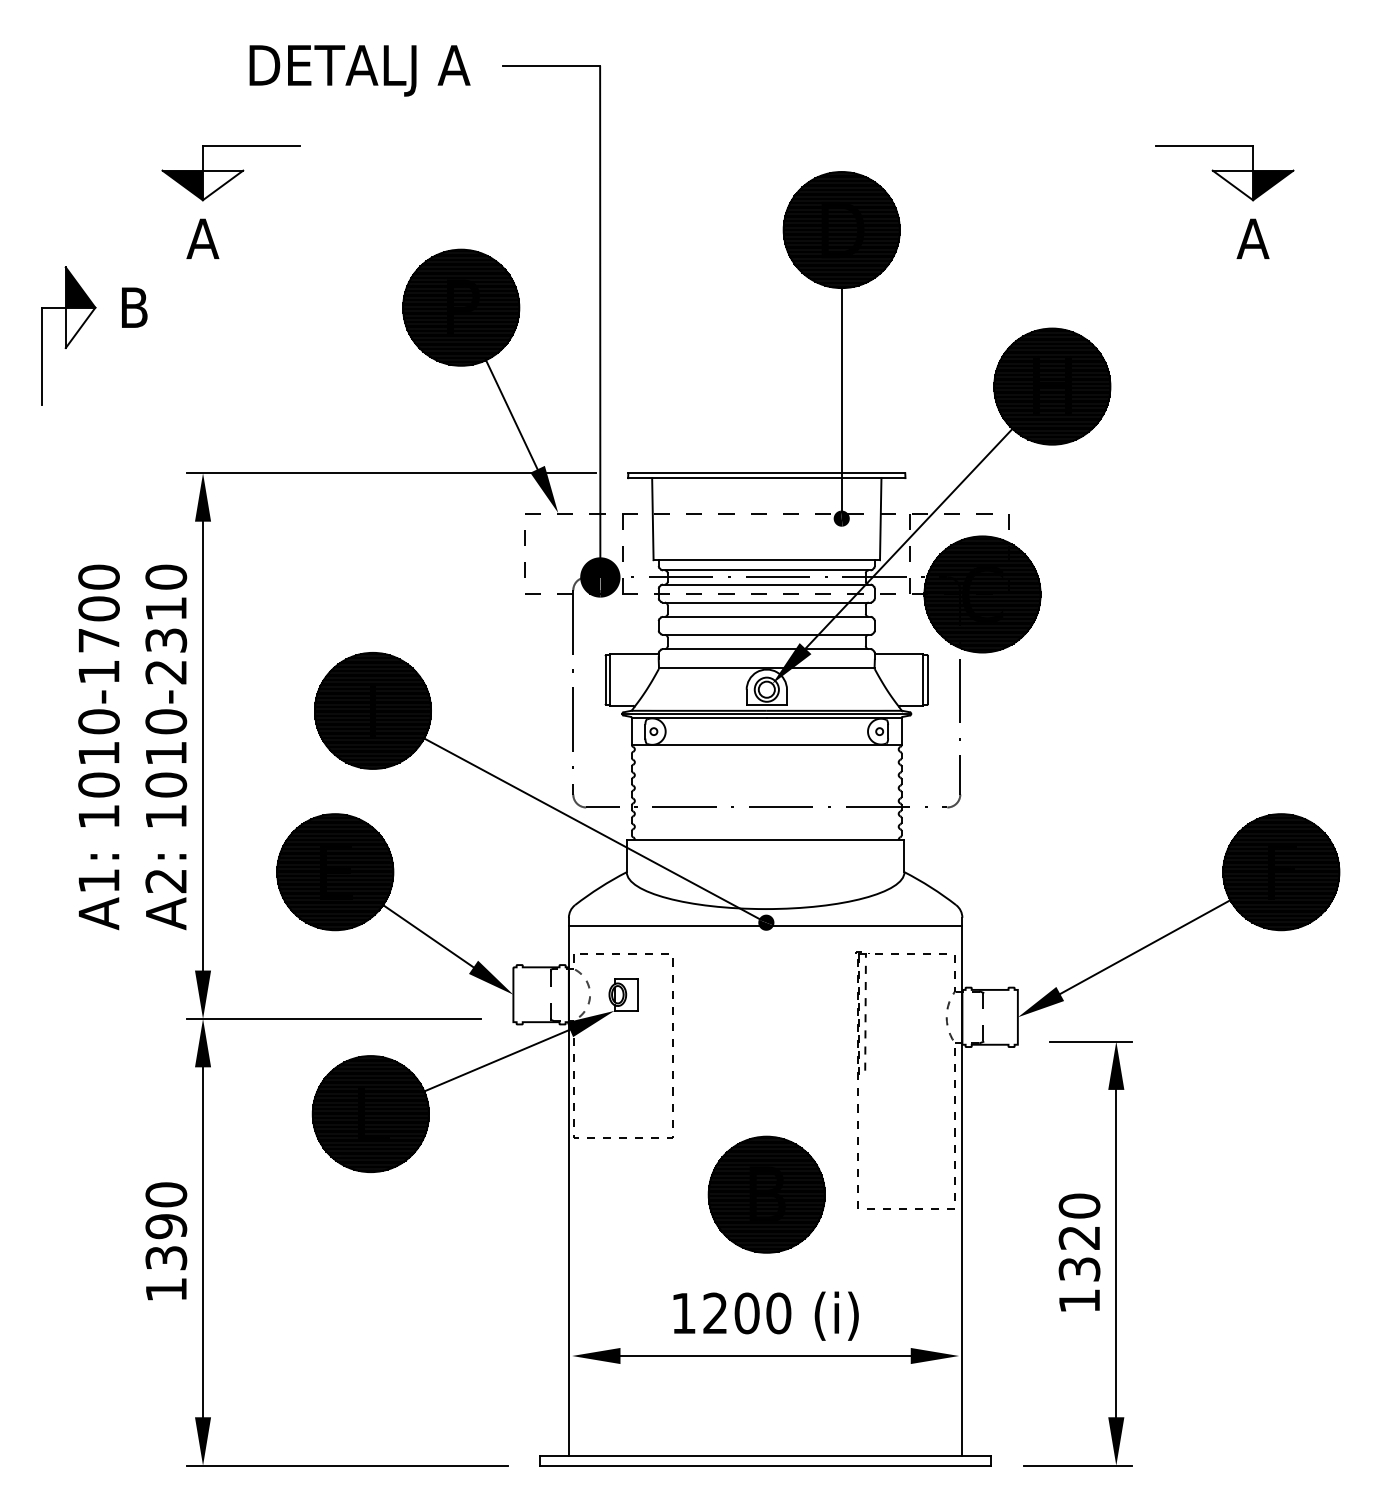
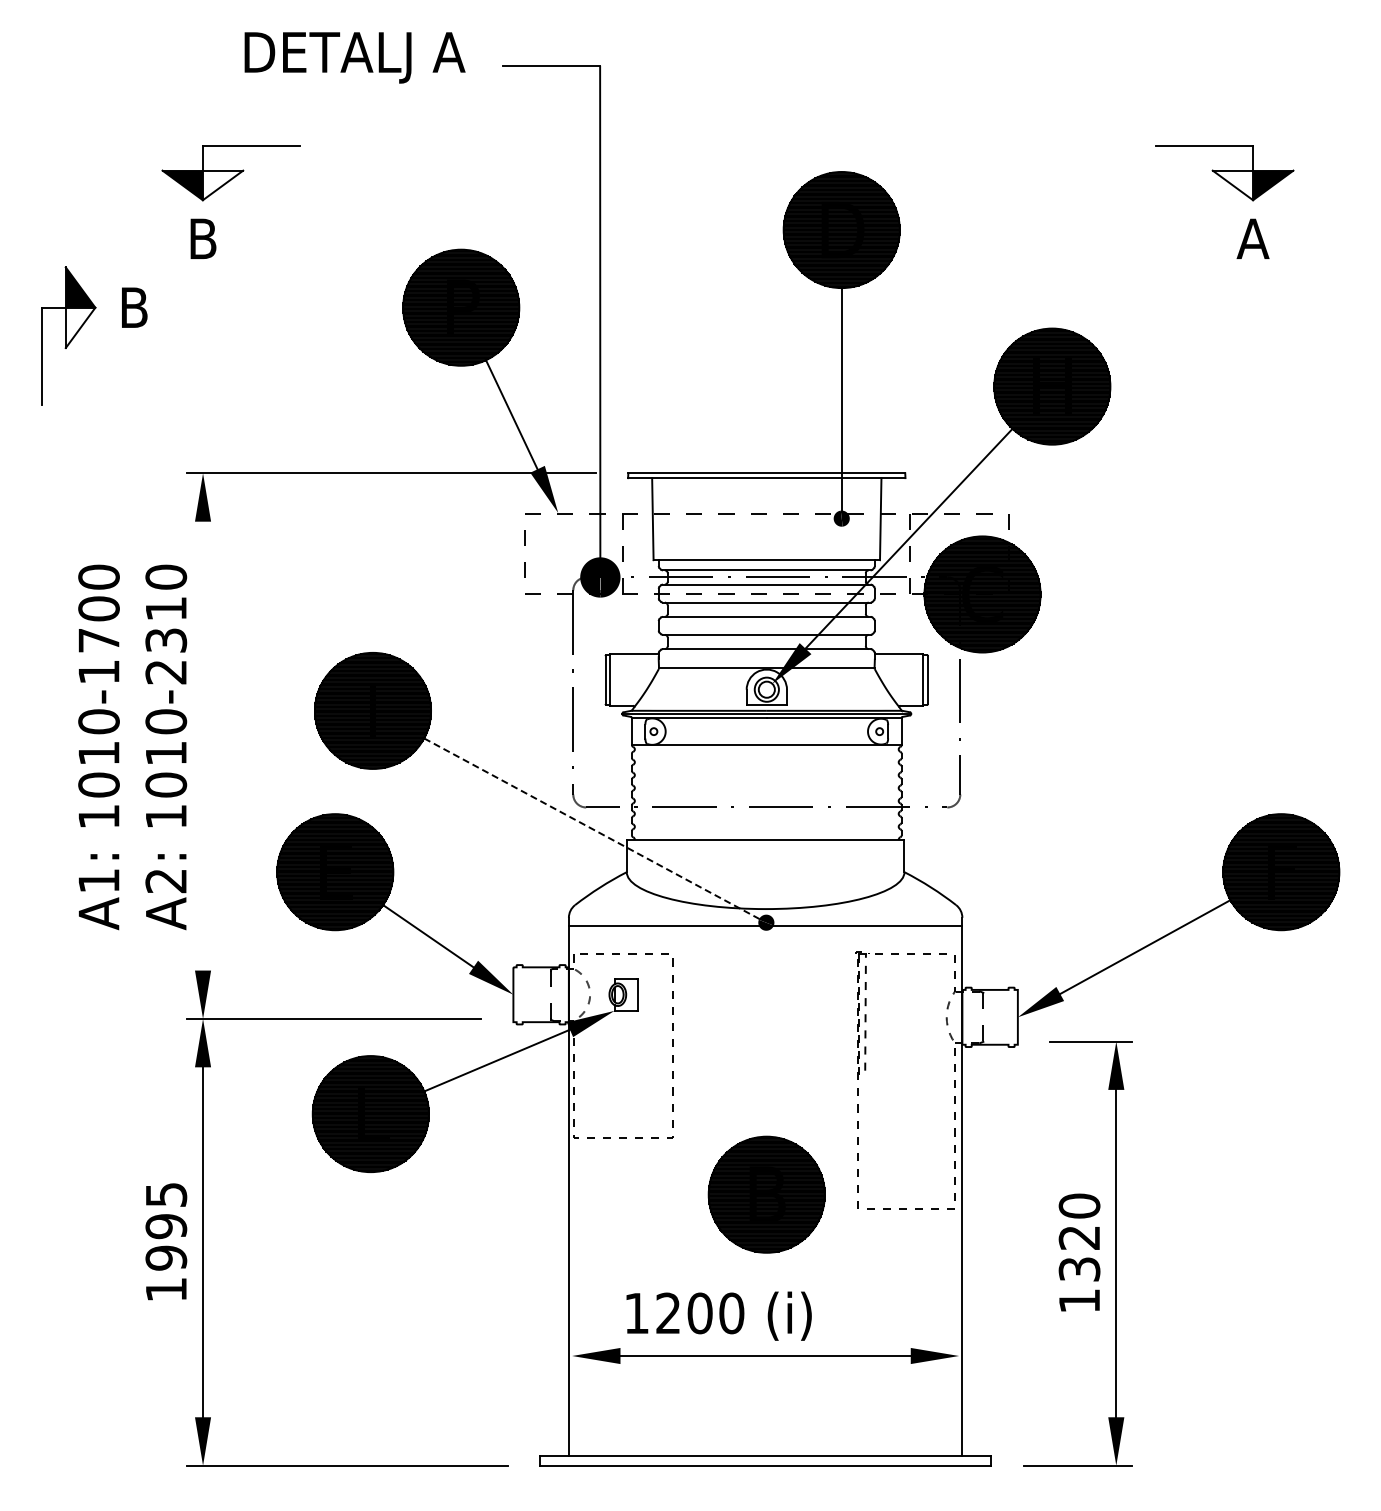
text position: (359, 70) -> (354, 57) (354, 57)
text: A -> B (202, 238)
line: present -> none (203, 745)
line: solid -> dashed (592, 829)
text: 1390 -> 1995 (166, 1226)
text position: (765, 1315) -> (718, 1315) (718, 1315)
